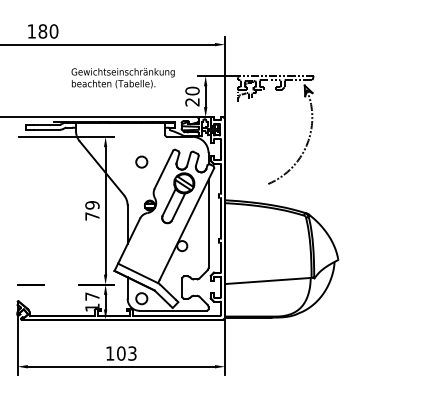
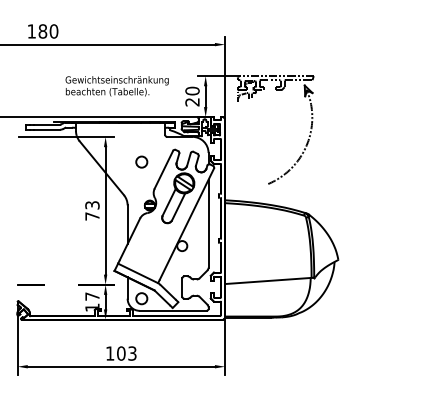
text position: (122, 78) -> (116, 86) (116, 86)
text: 79 -> 73 (92, 205)
